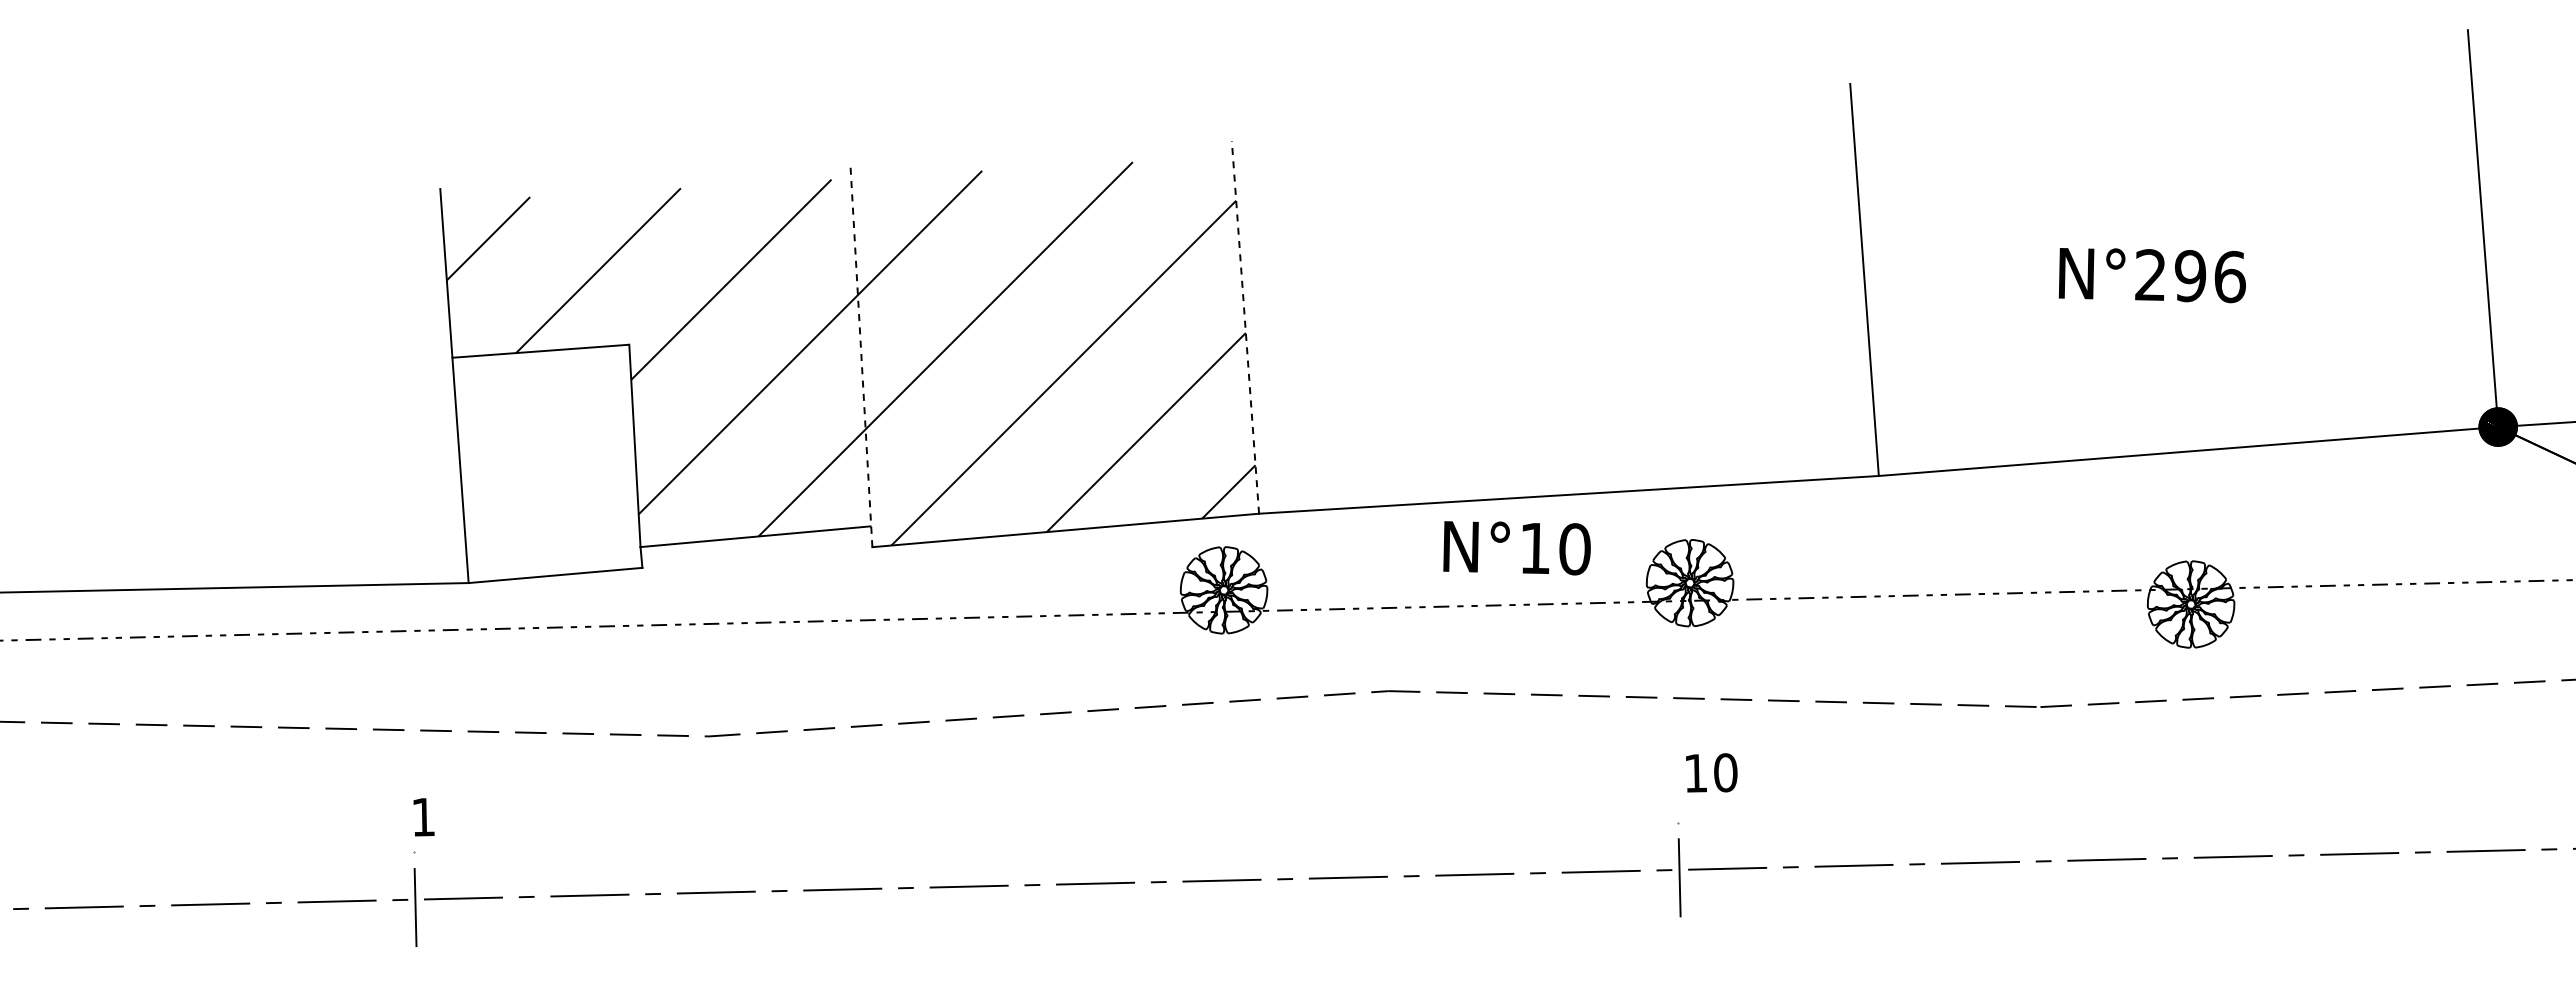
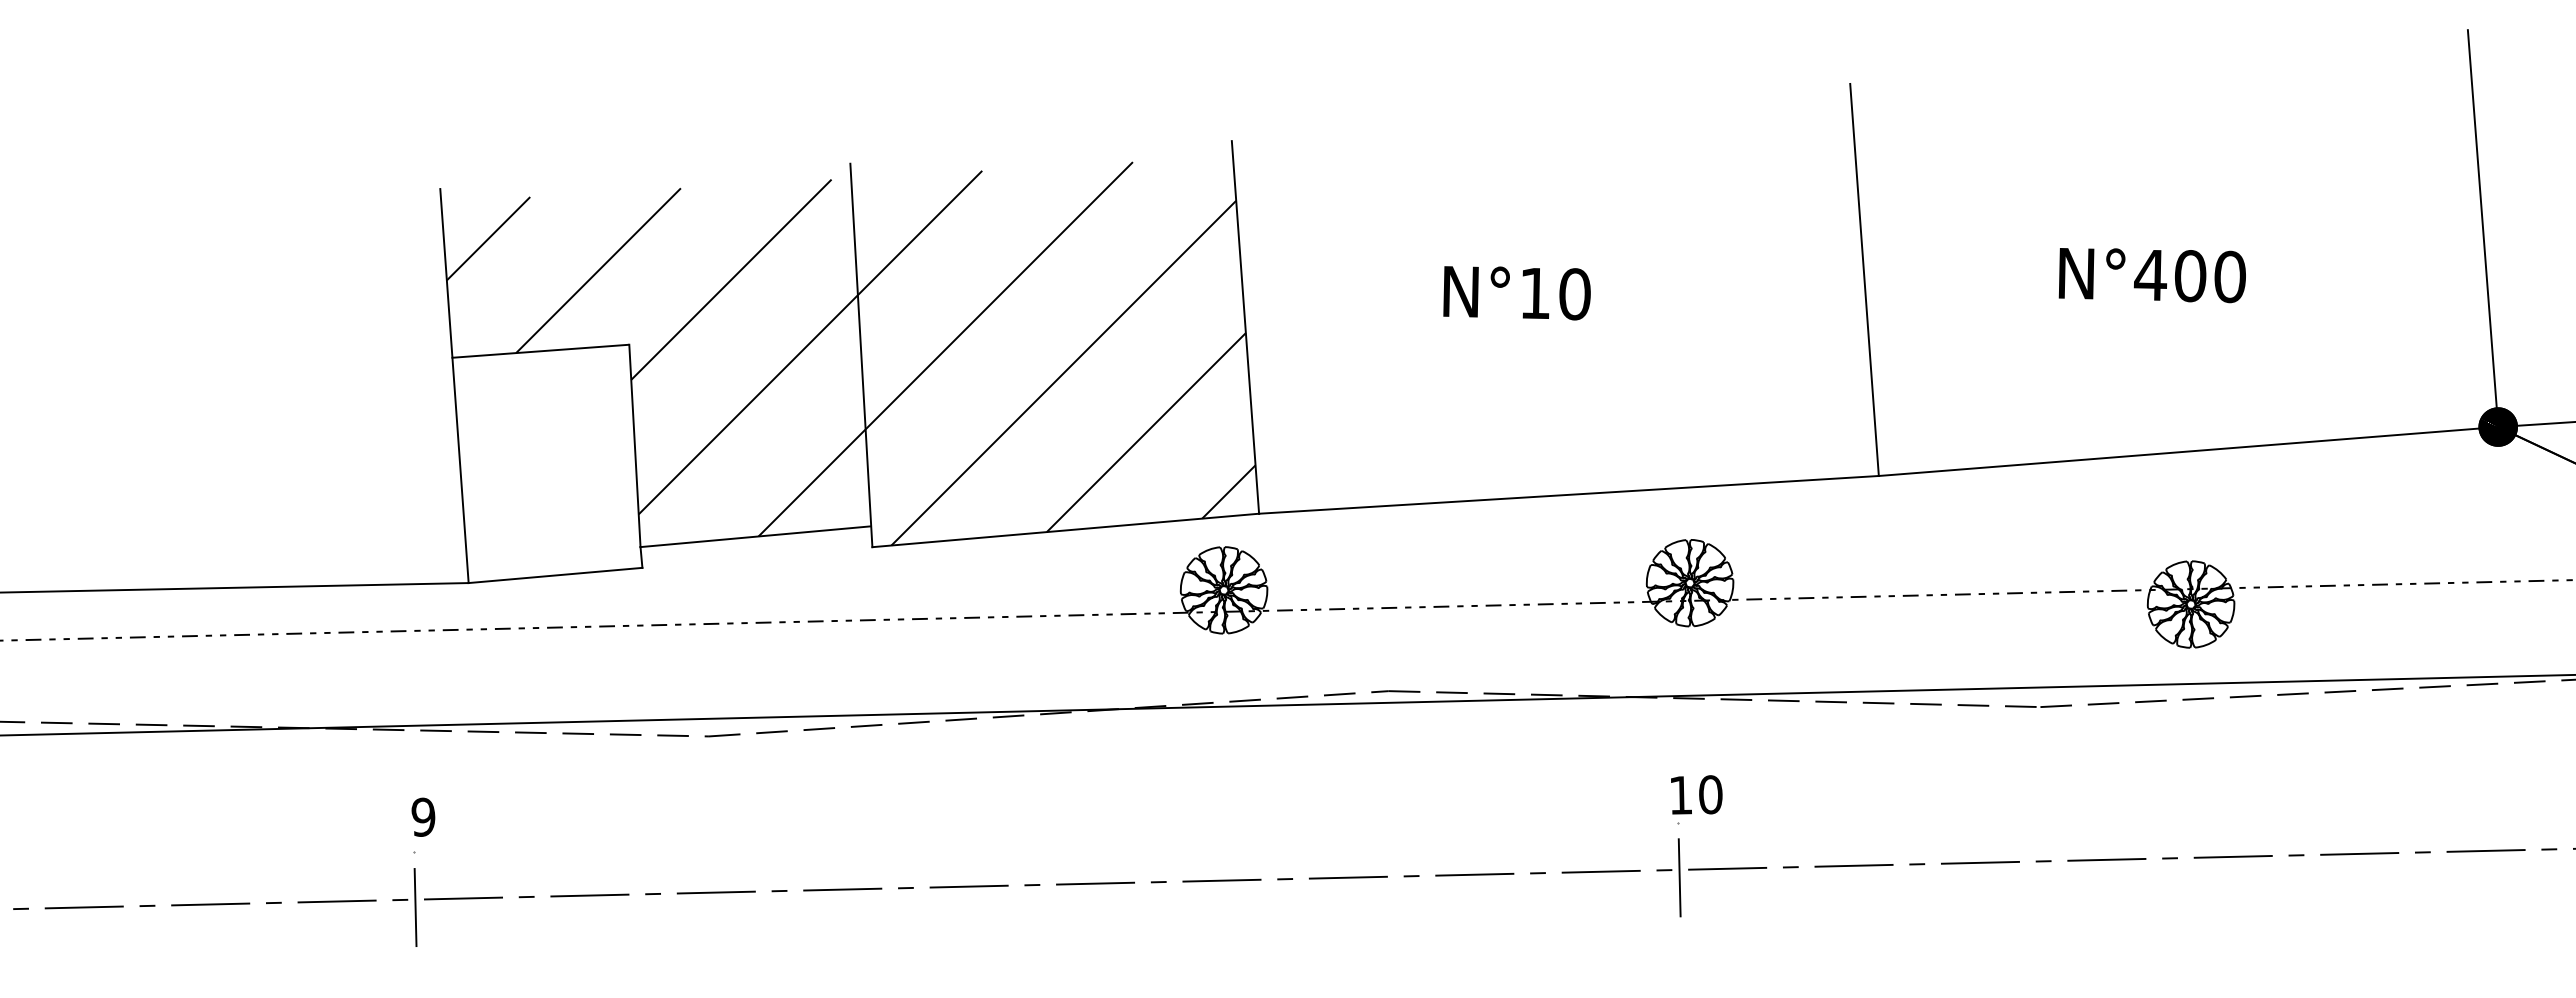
text: N°296 -> N°400 (2189, 276)
line: dashed -> solid (1245, 327)
line: dashed -> solid (861, 354)
text position: (1516, 548) -> (1516, 293) (1516, 293)
line: none -> present (1287, 705)
text position: (1711, 772) -> (1696, 794) (1696, 794)
text: 1 -> 9 (423, 816)
